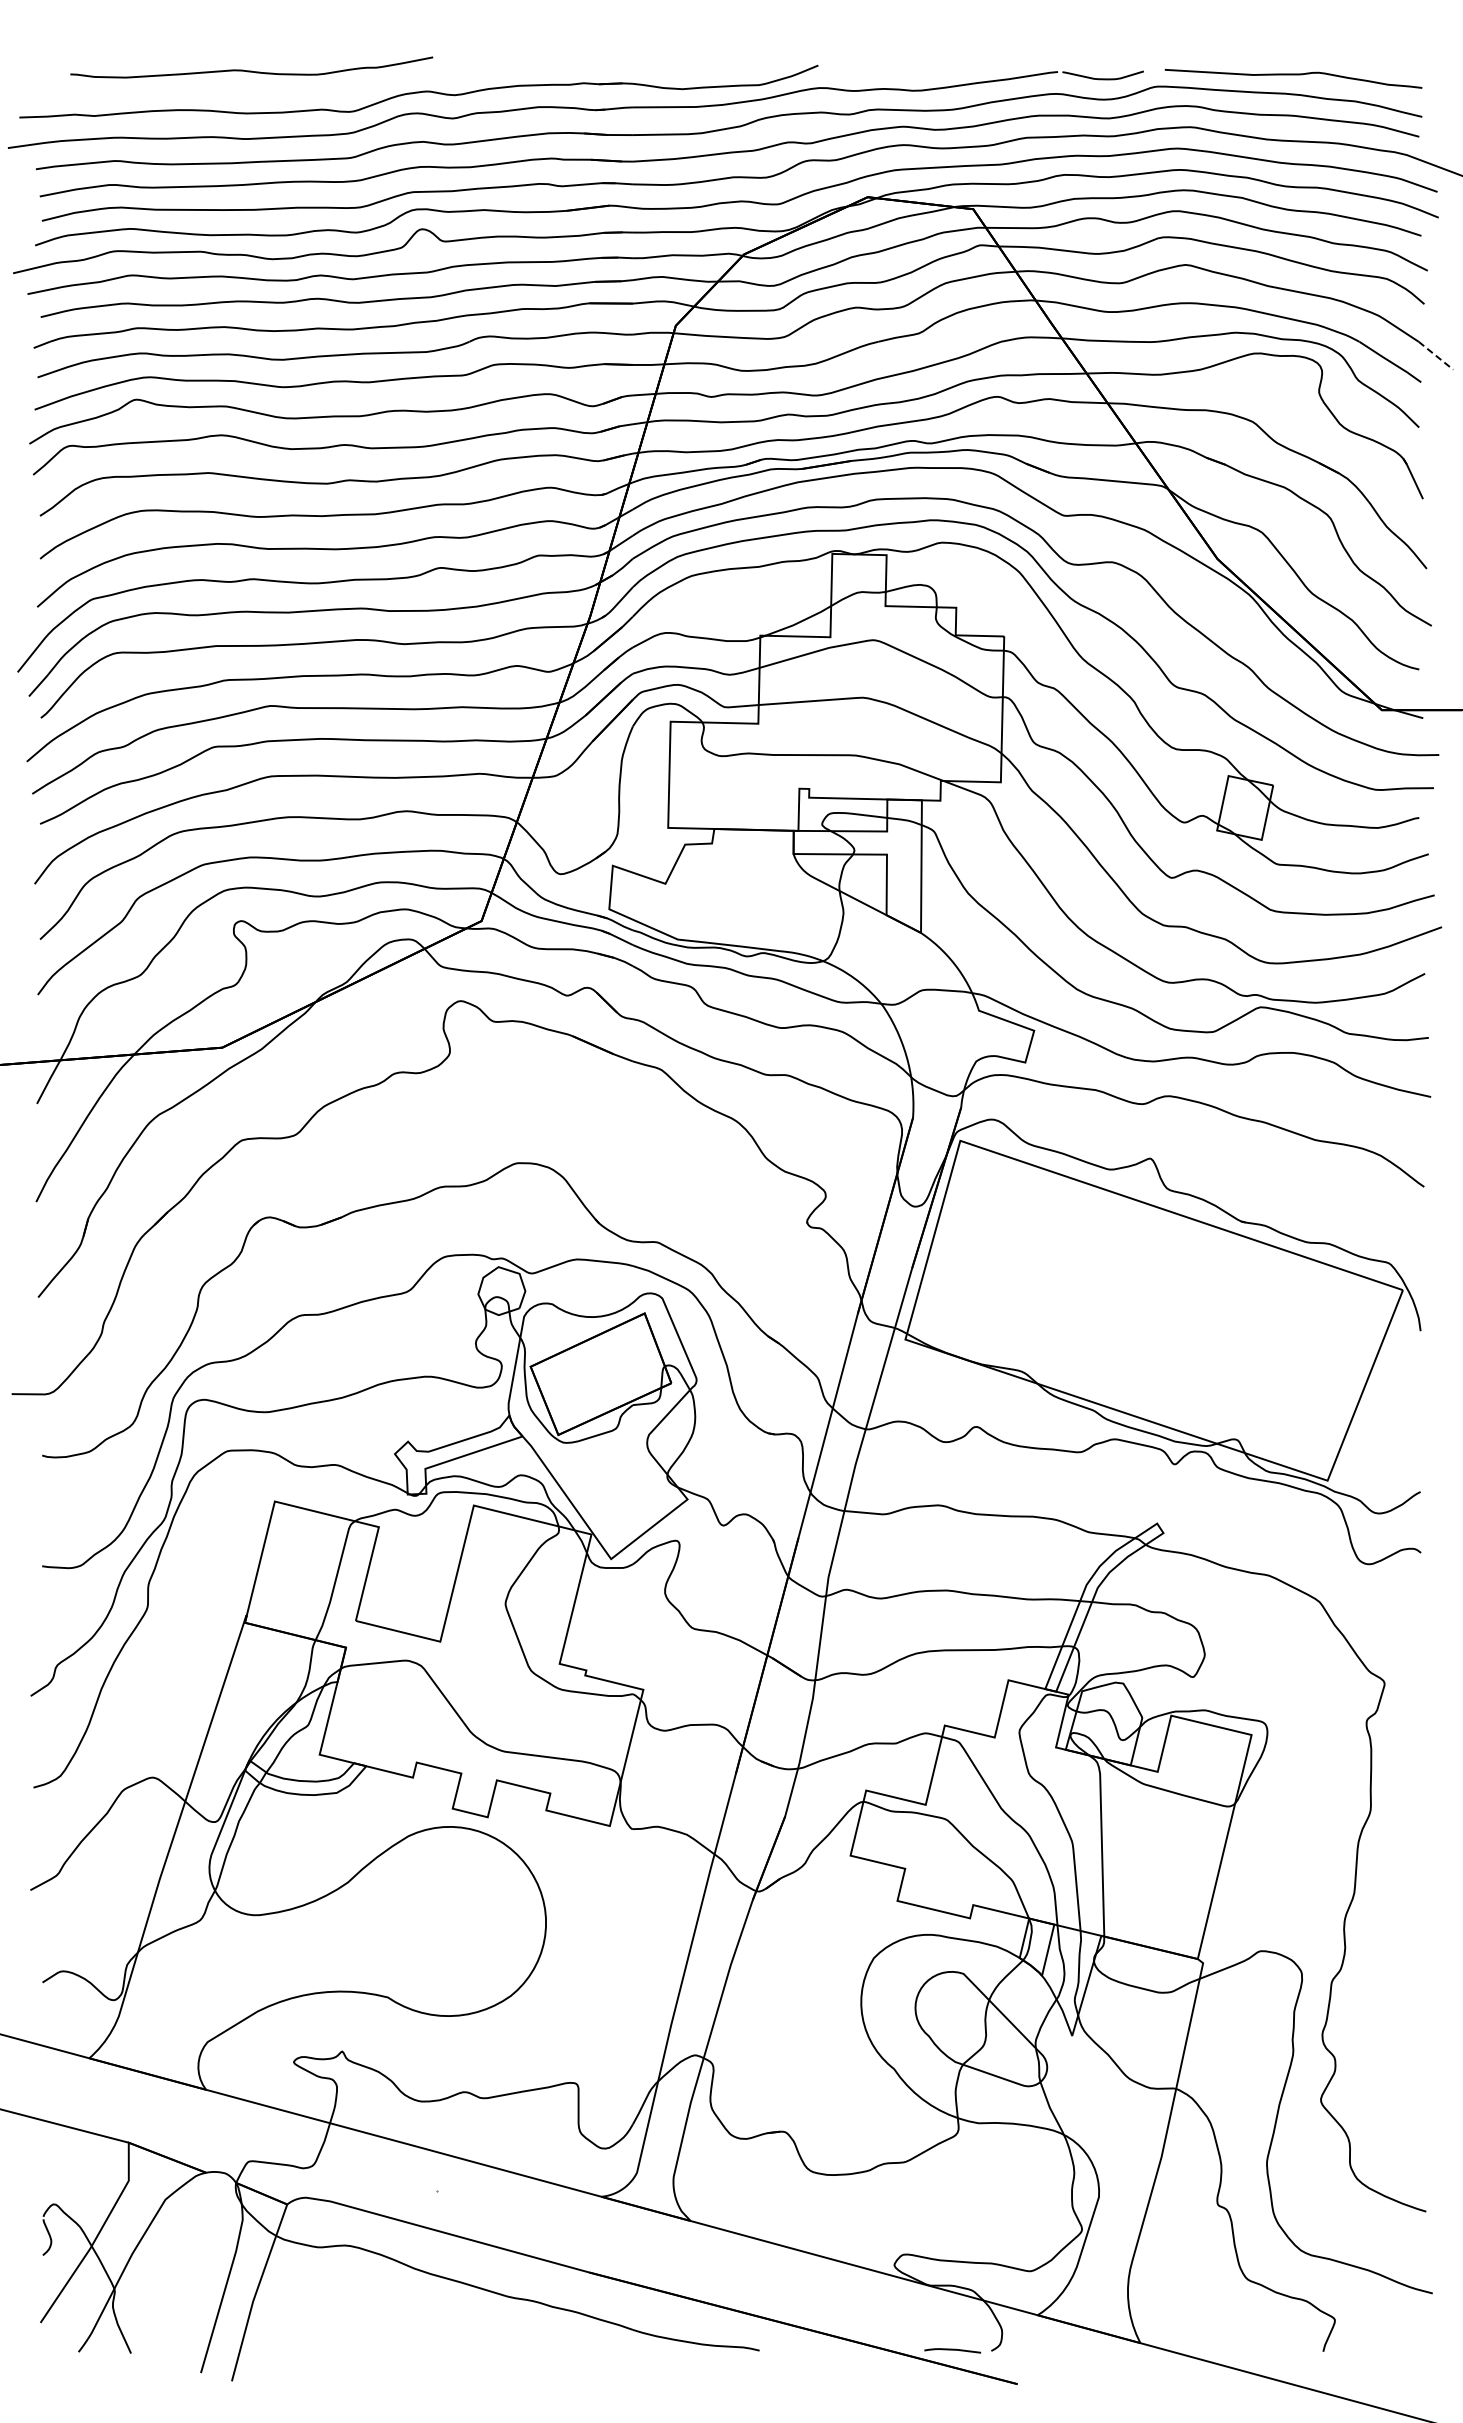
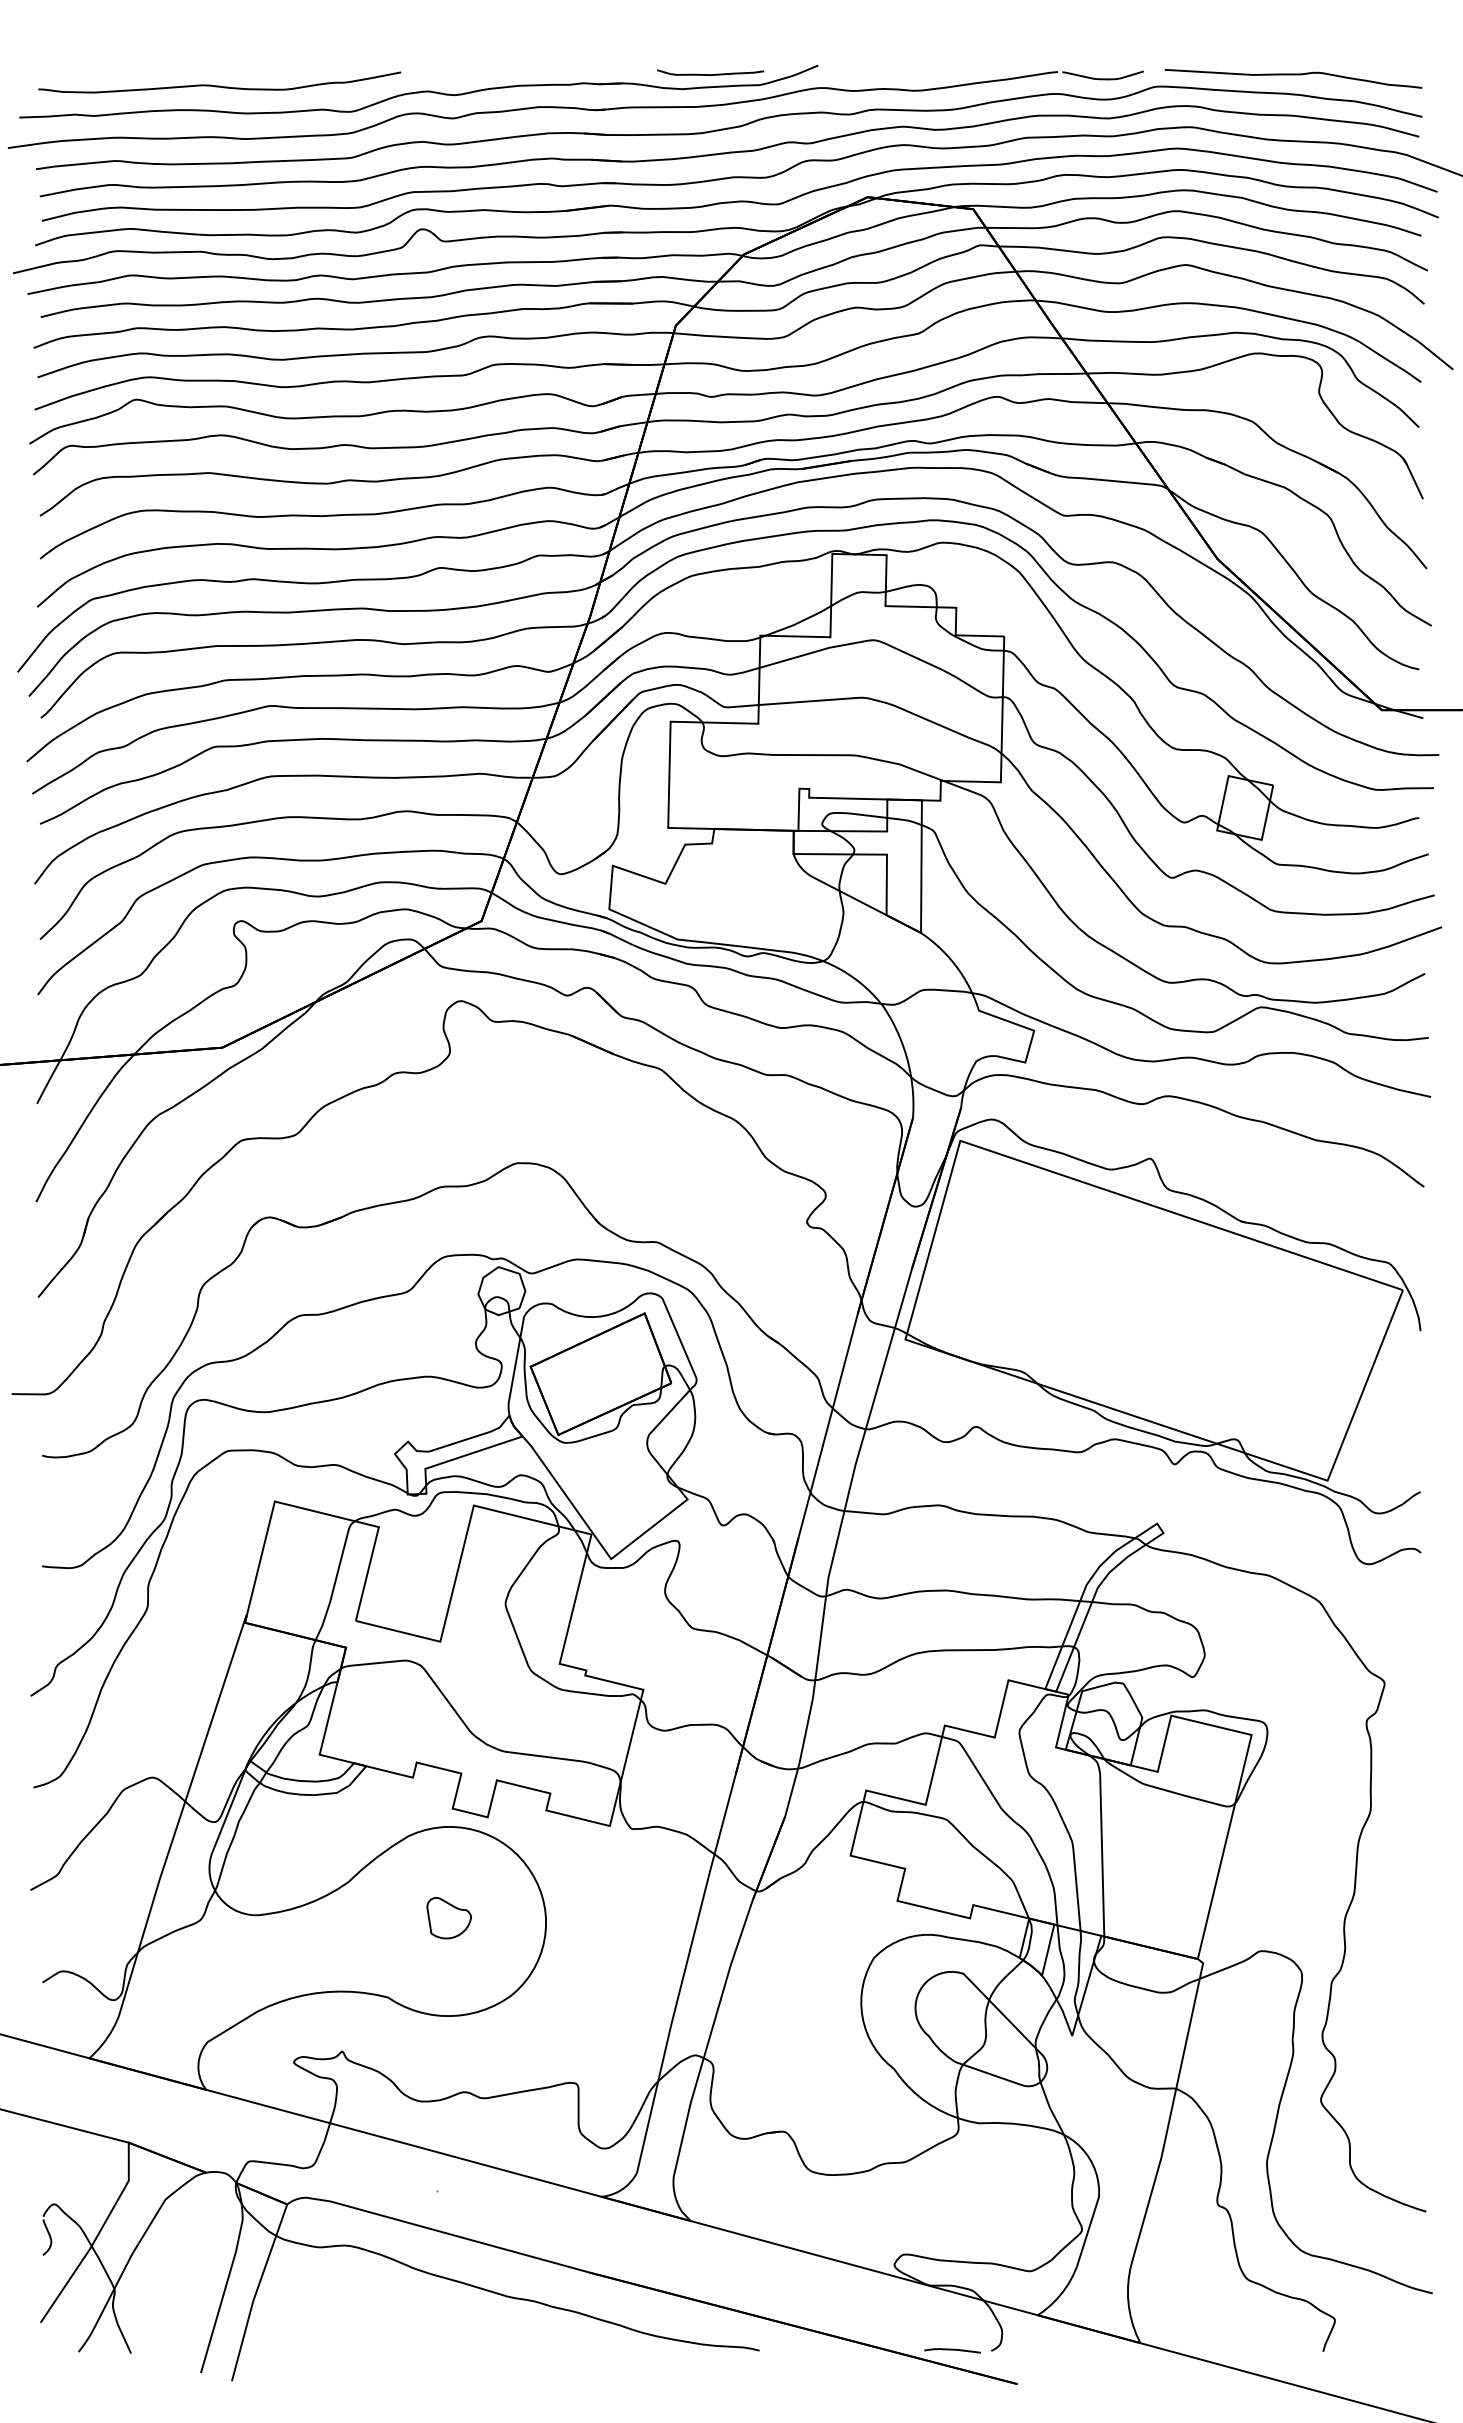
curve position: (251, 70) -> (219, 85) (219, 85)
curve: none -> present (710, 74)
line: dashed -> solid (1436, 356)
part: none -> present (449, 1918)
